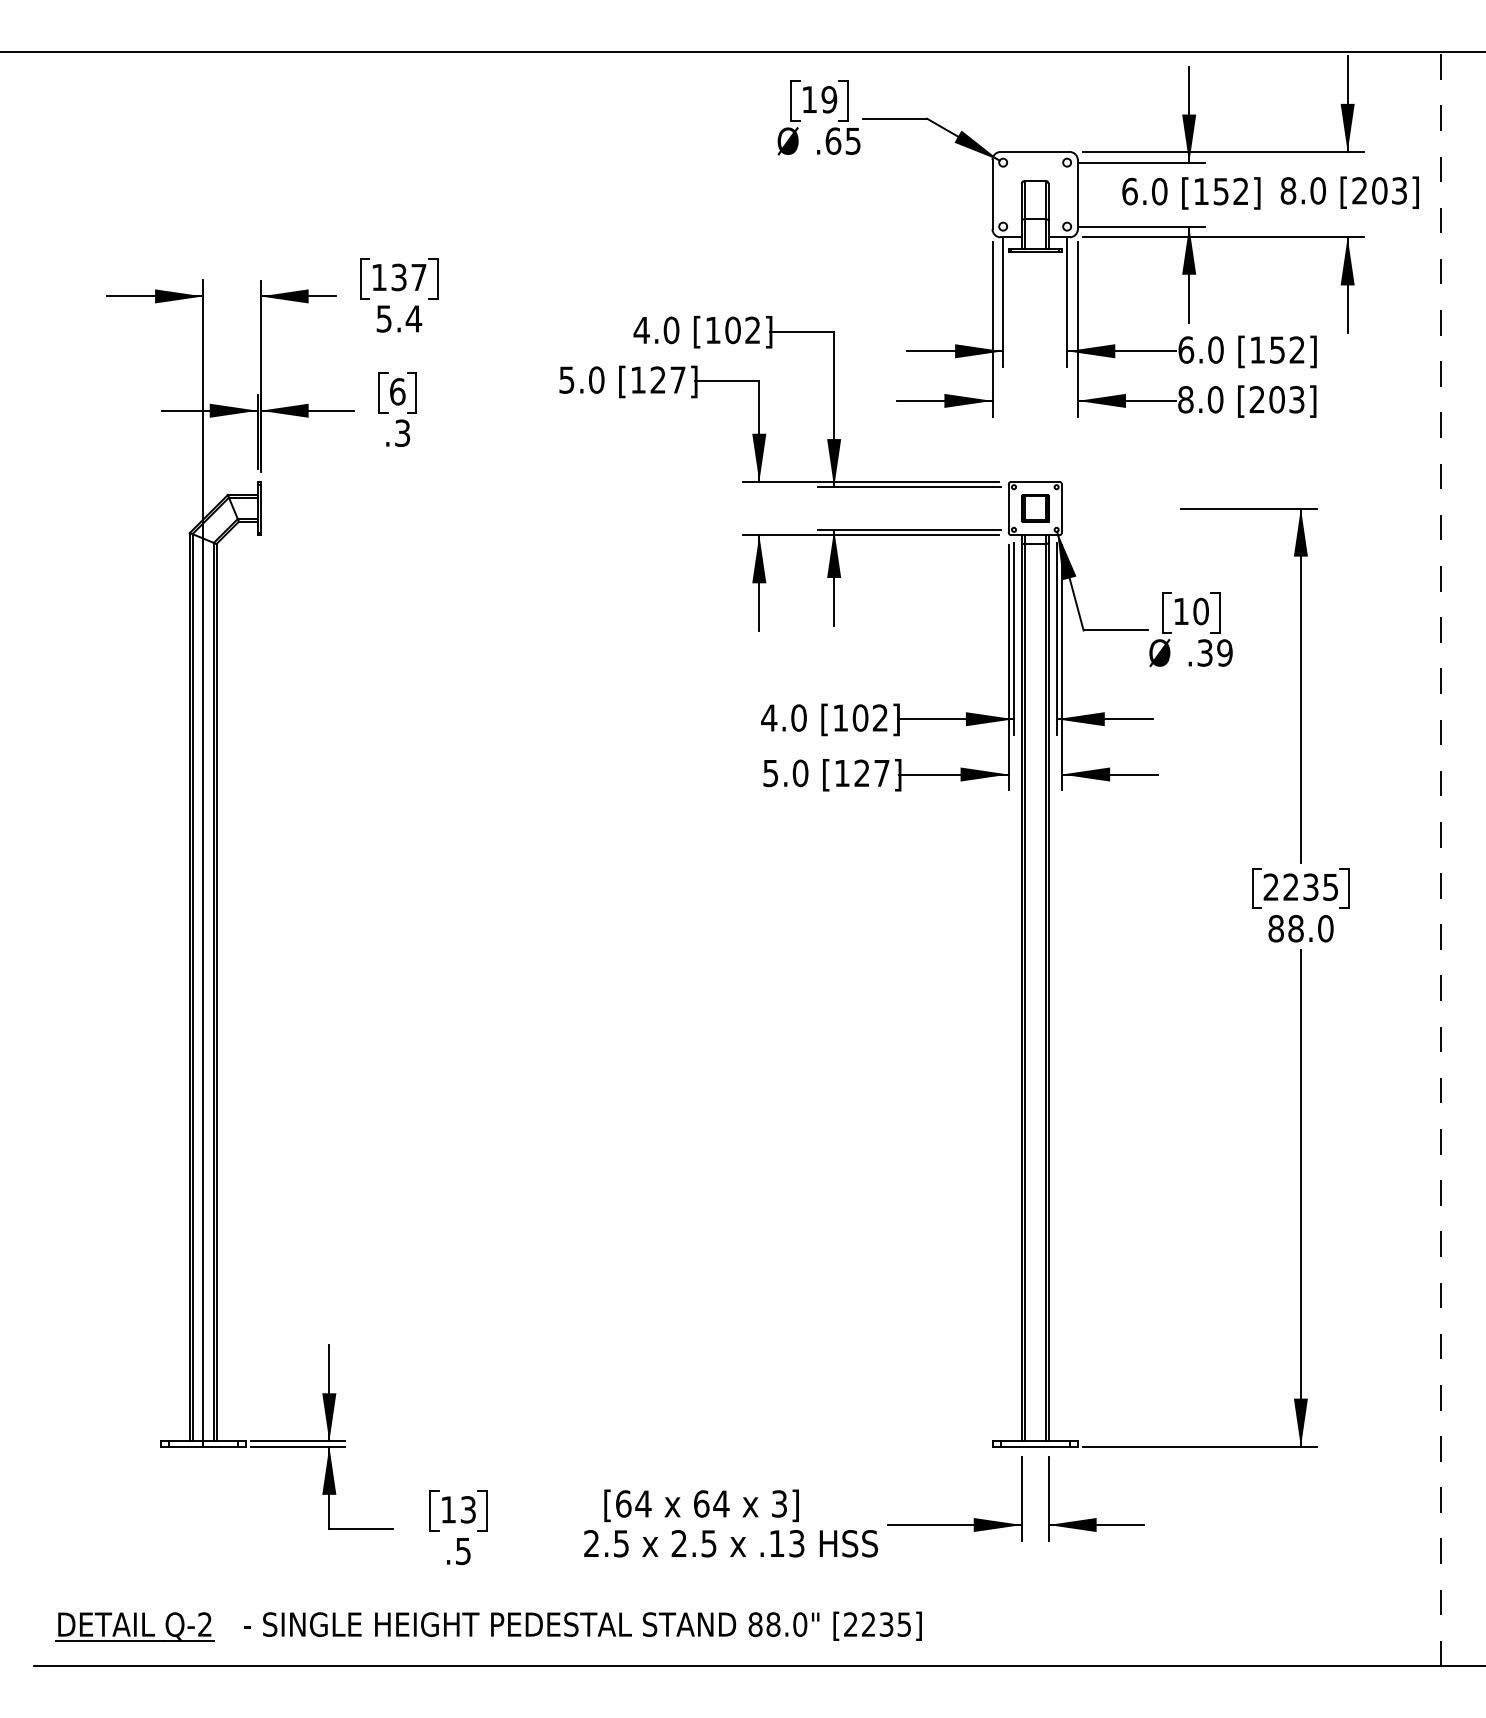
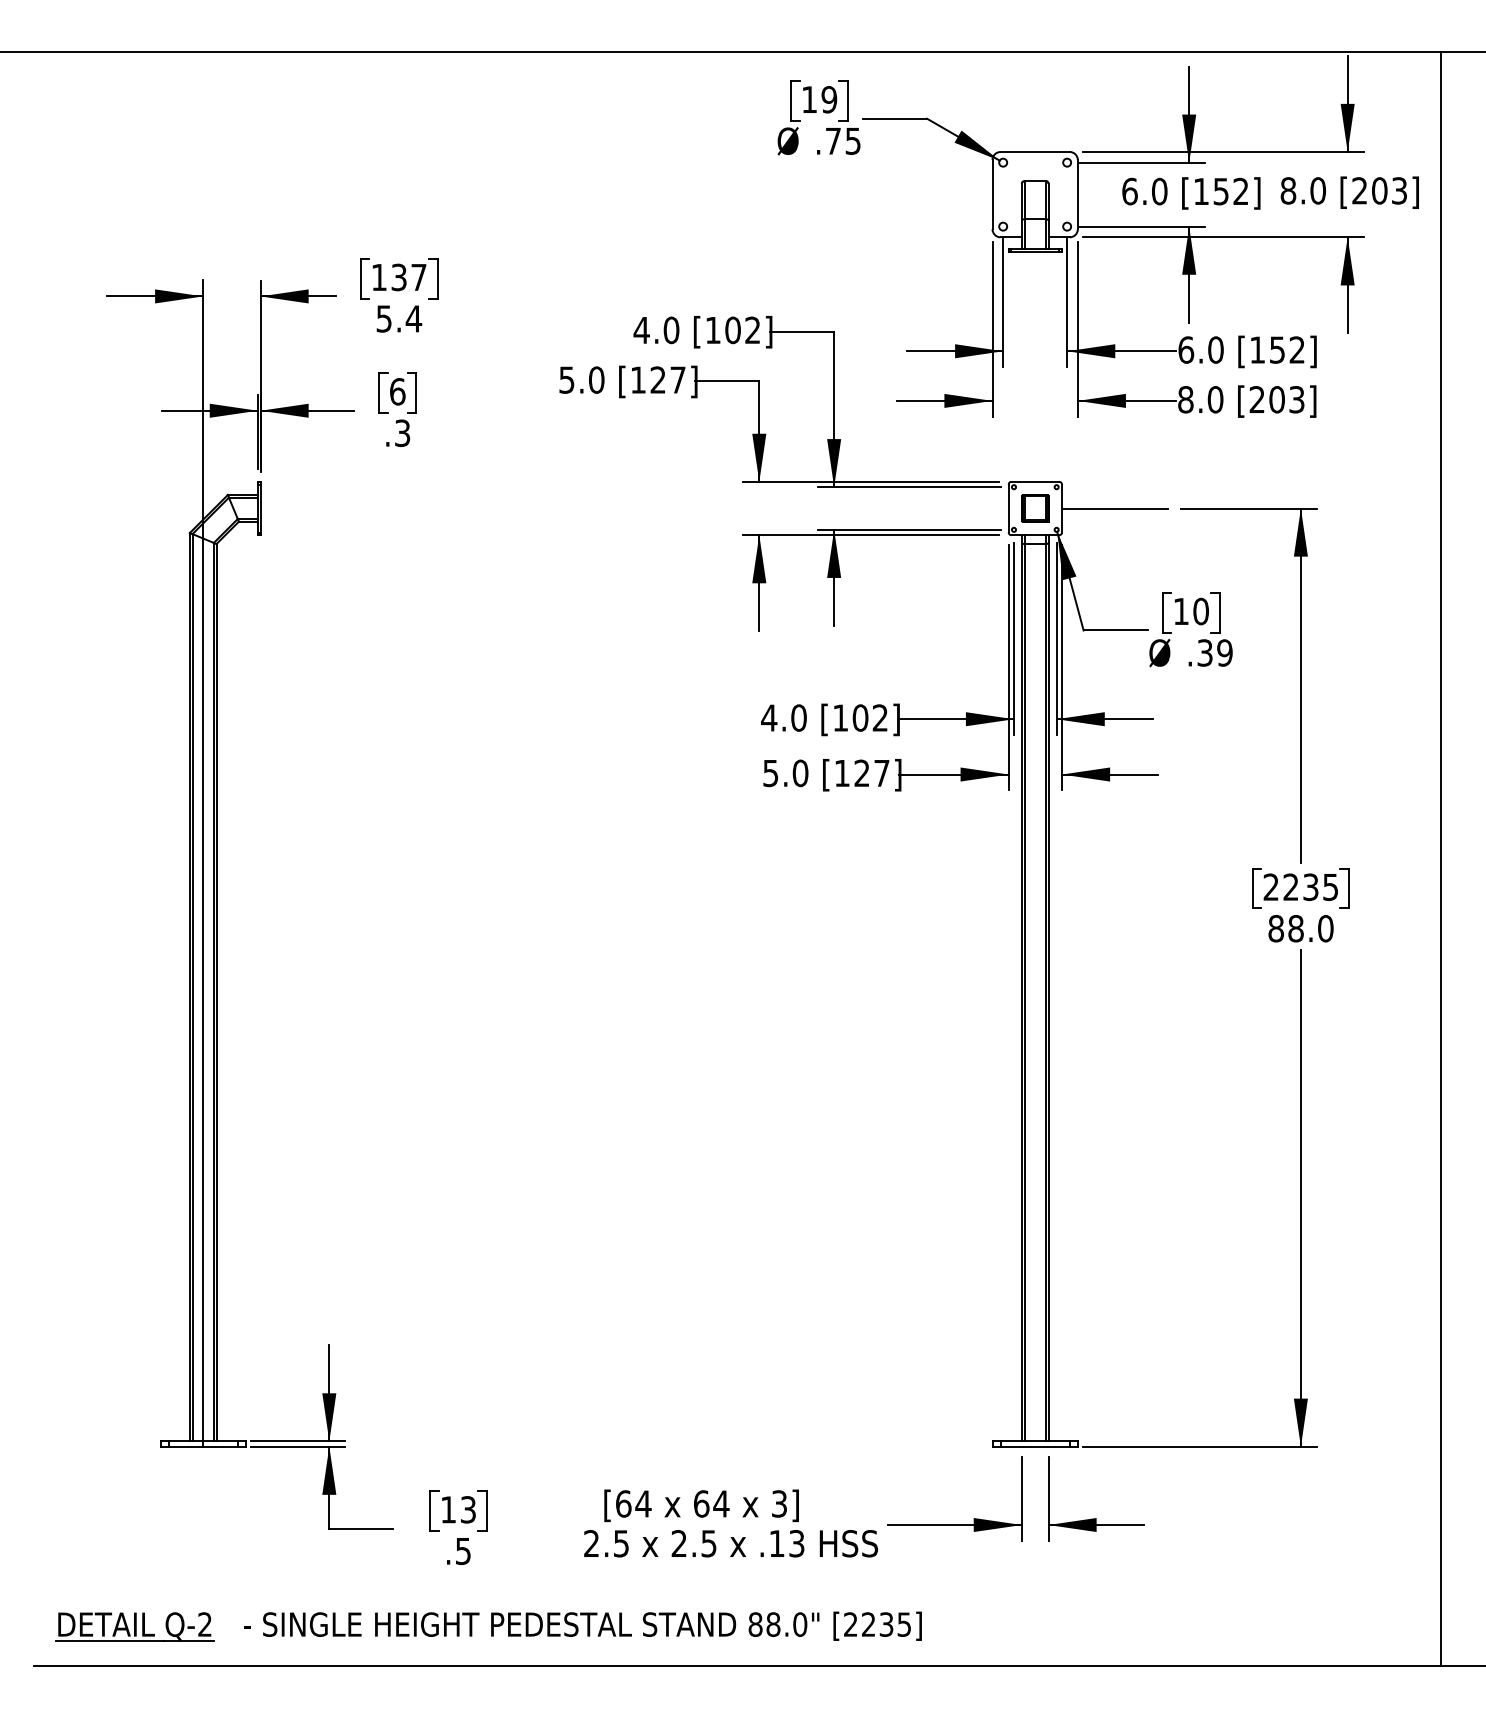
text: .65 -> .75 (833, 140)
line: none -> present (1115, 508)
line: dashed -> solid (1441, 858)
